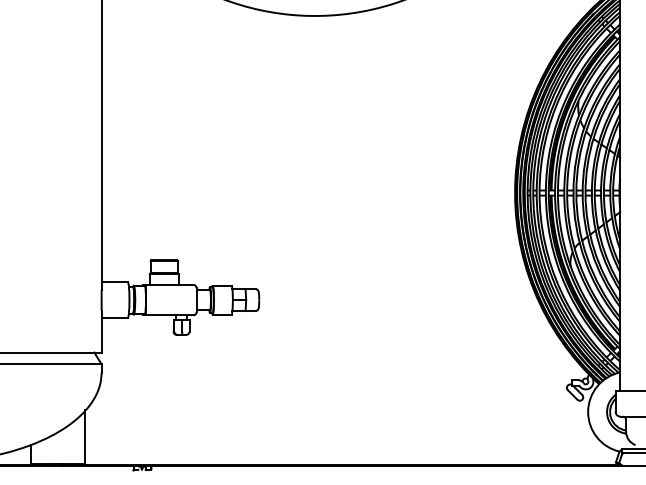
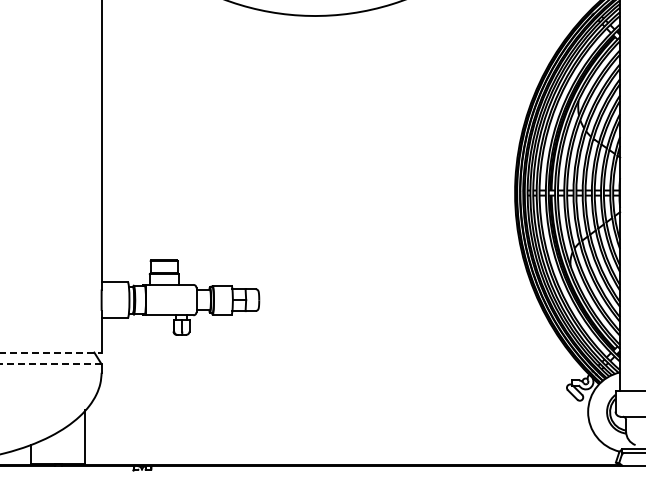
line: solid -> dashed (51, 352)
line: solid -> dashed (50, 364)
